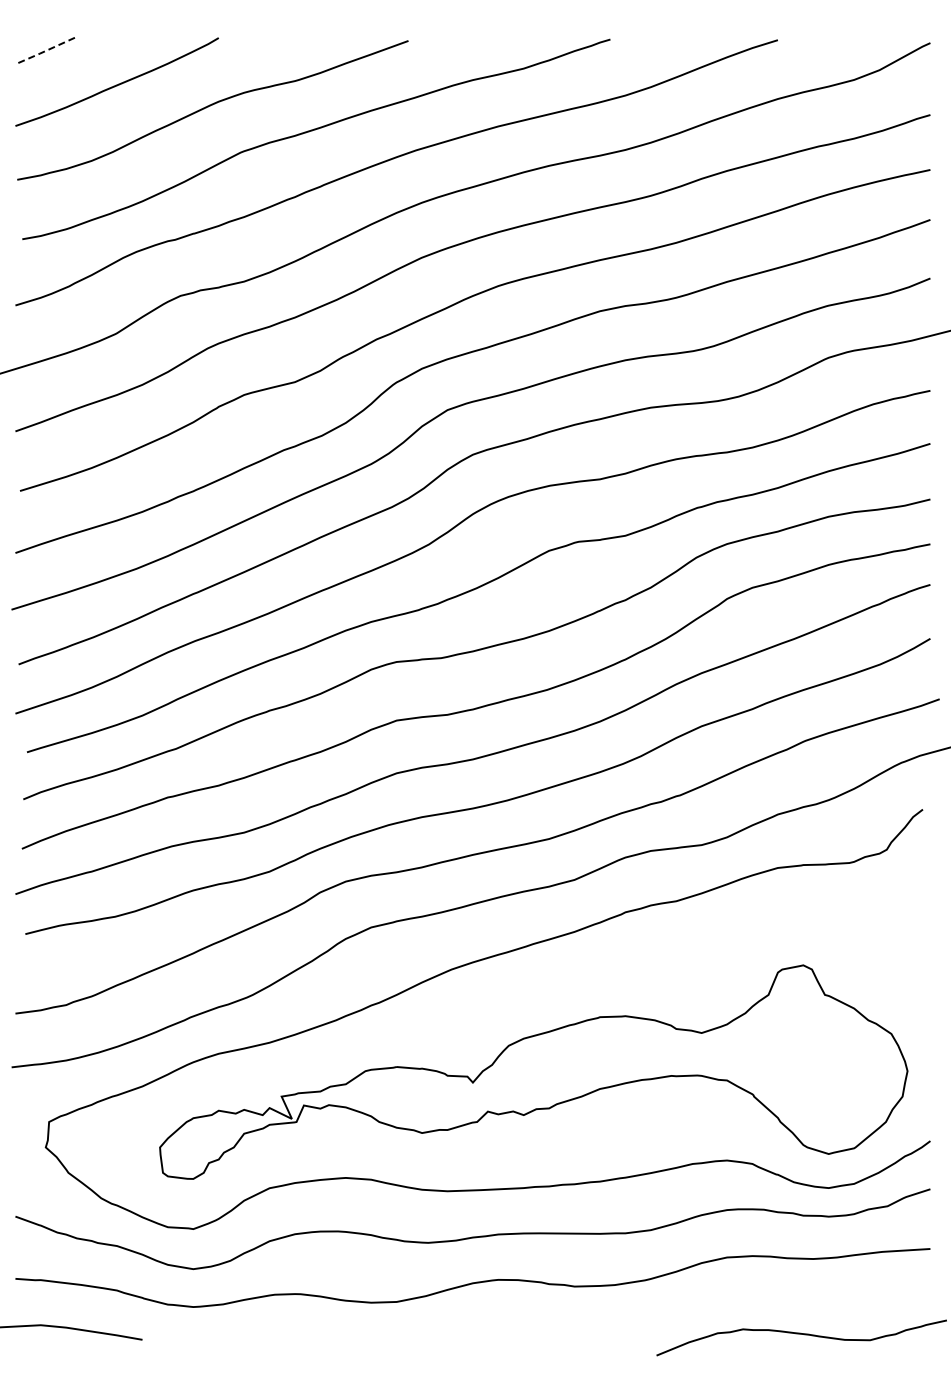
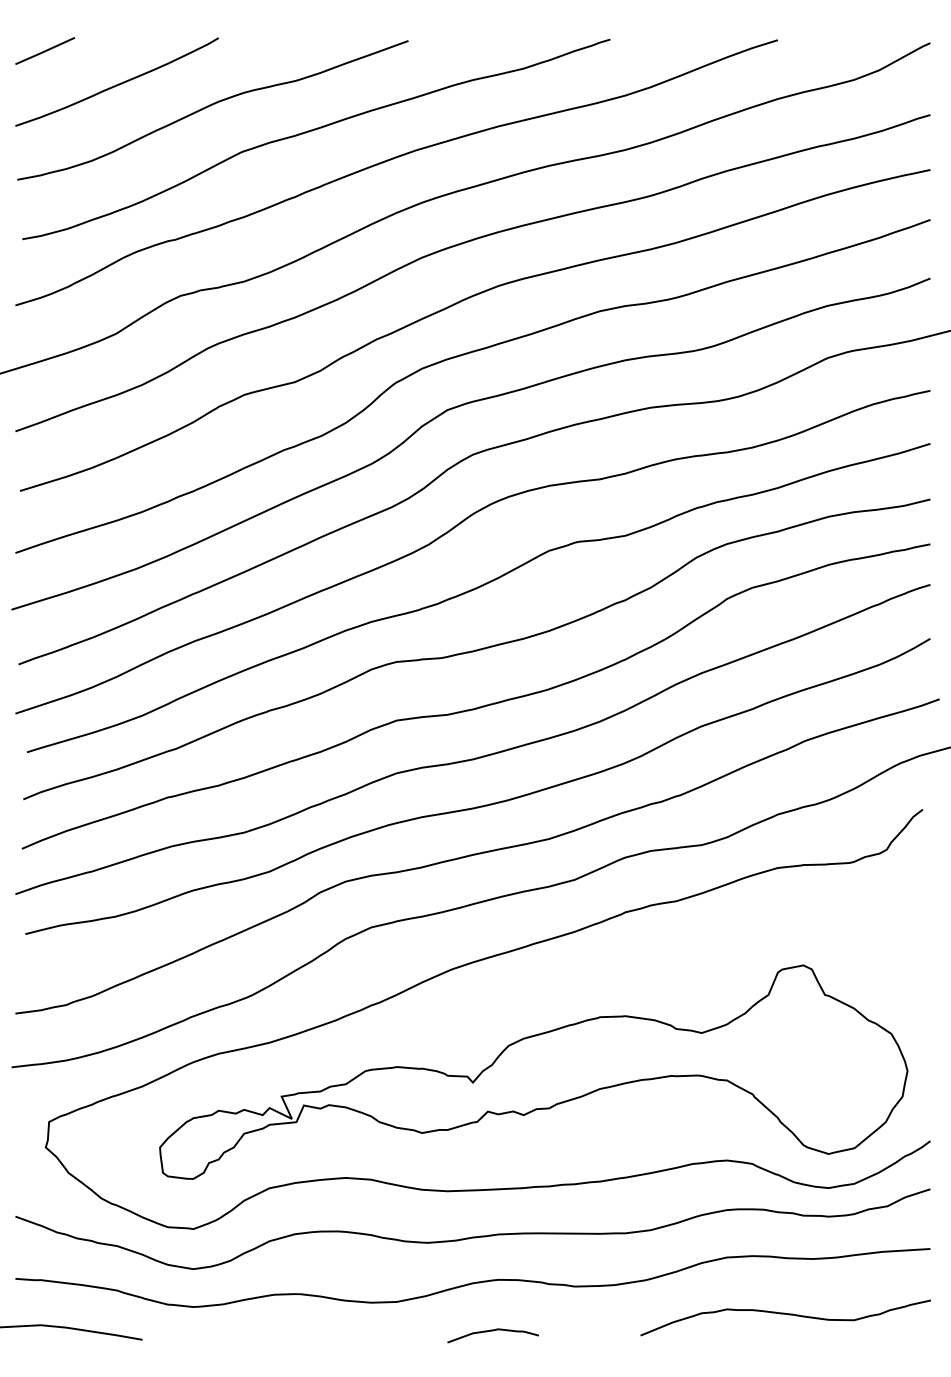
line: dashed -> solid (44, 51)
curve: none -> present (492, 1331)
curve position: (801, 1334) -> (785, 1314) (785, 1314)
